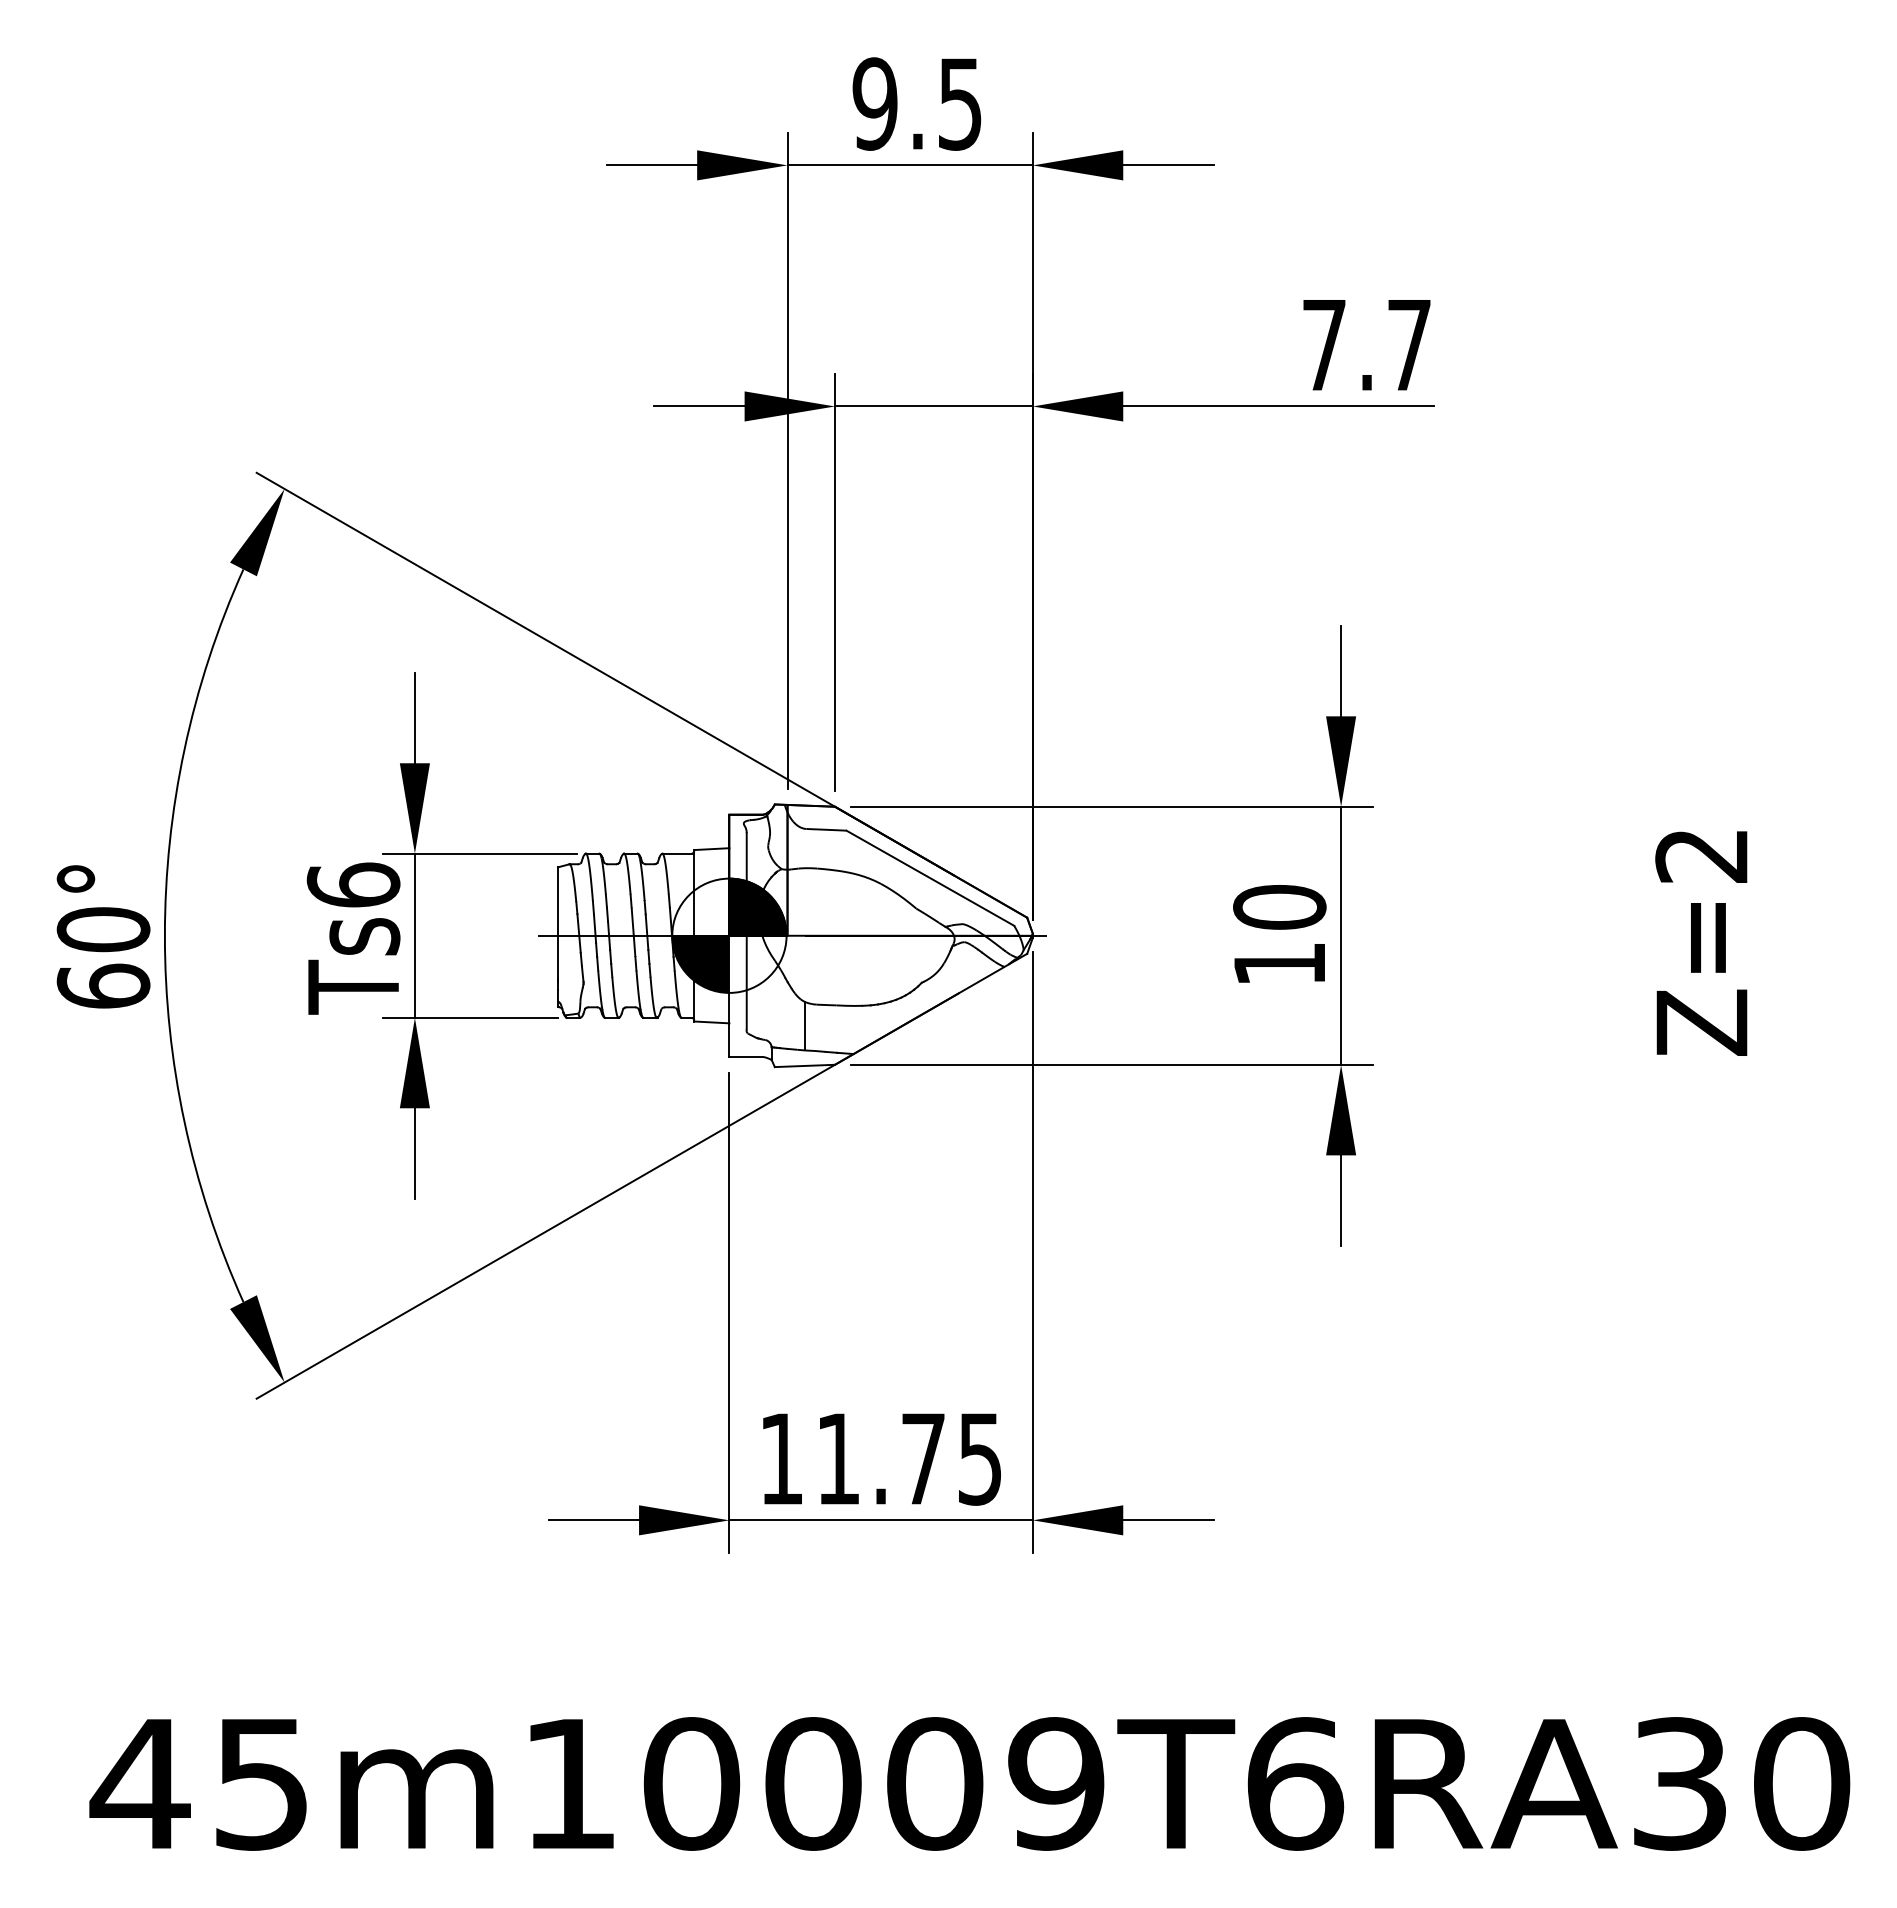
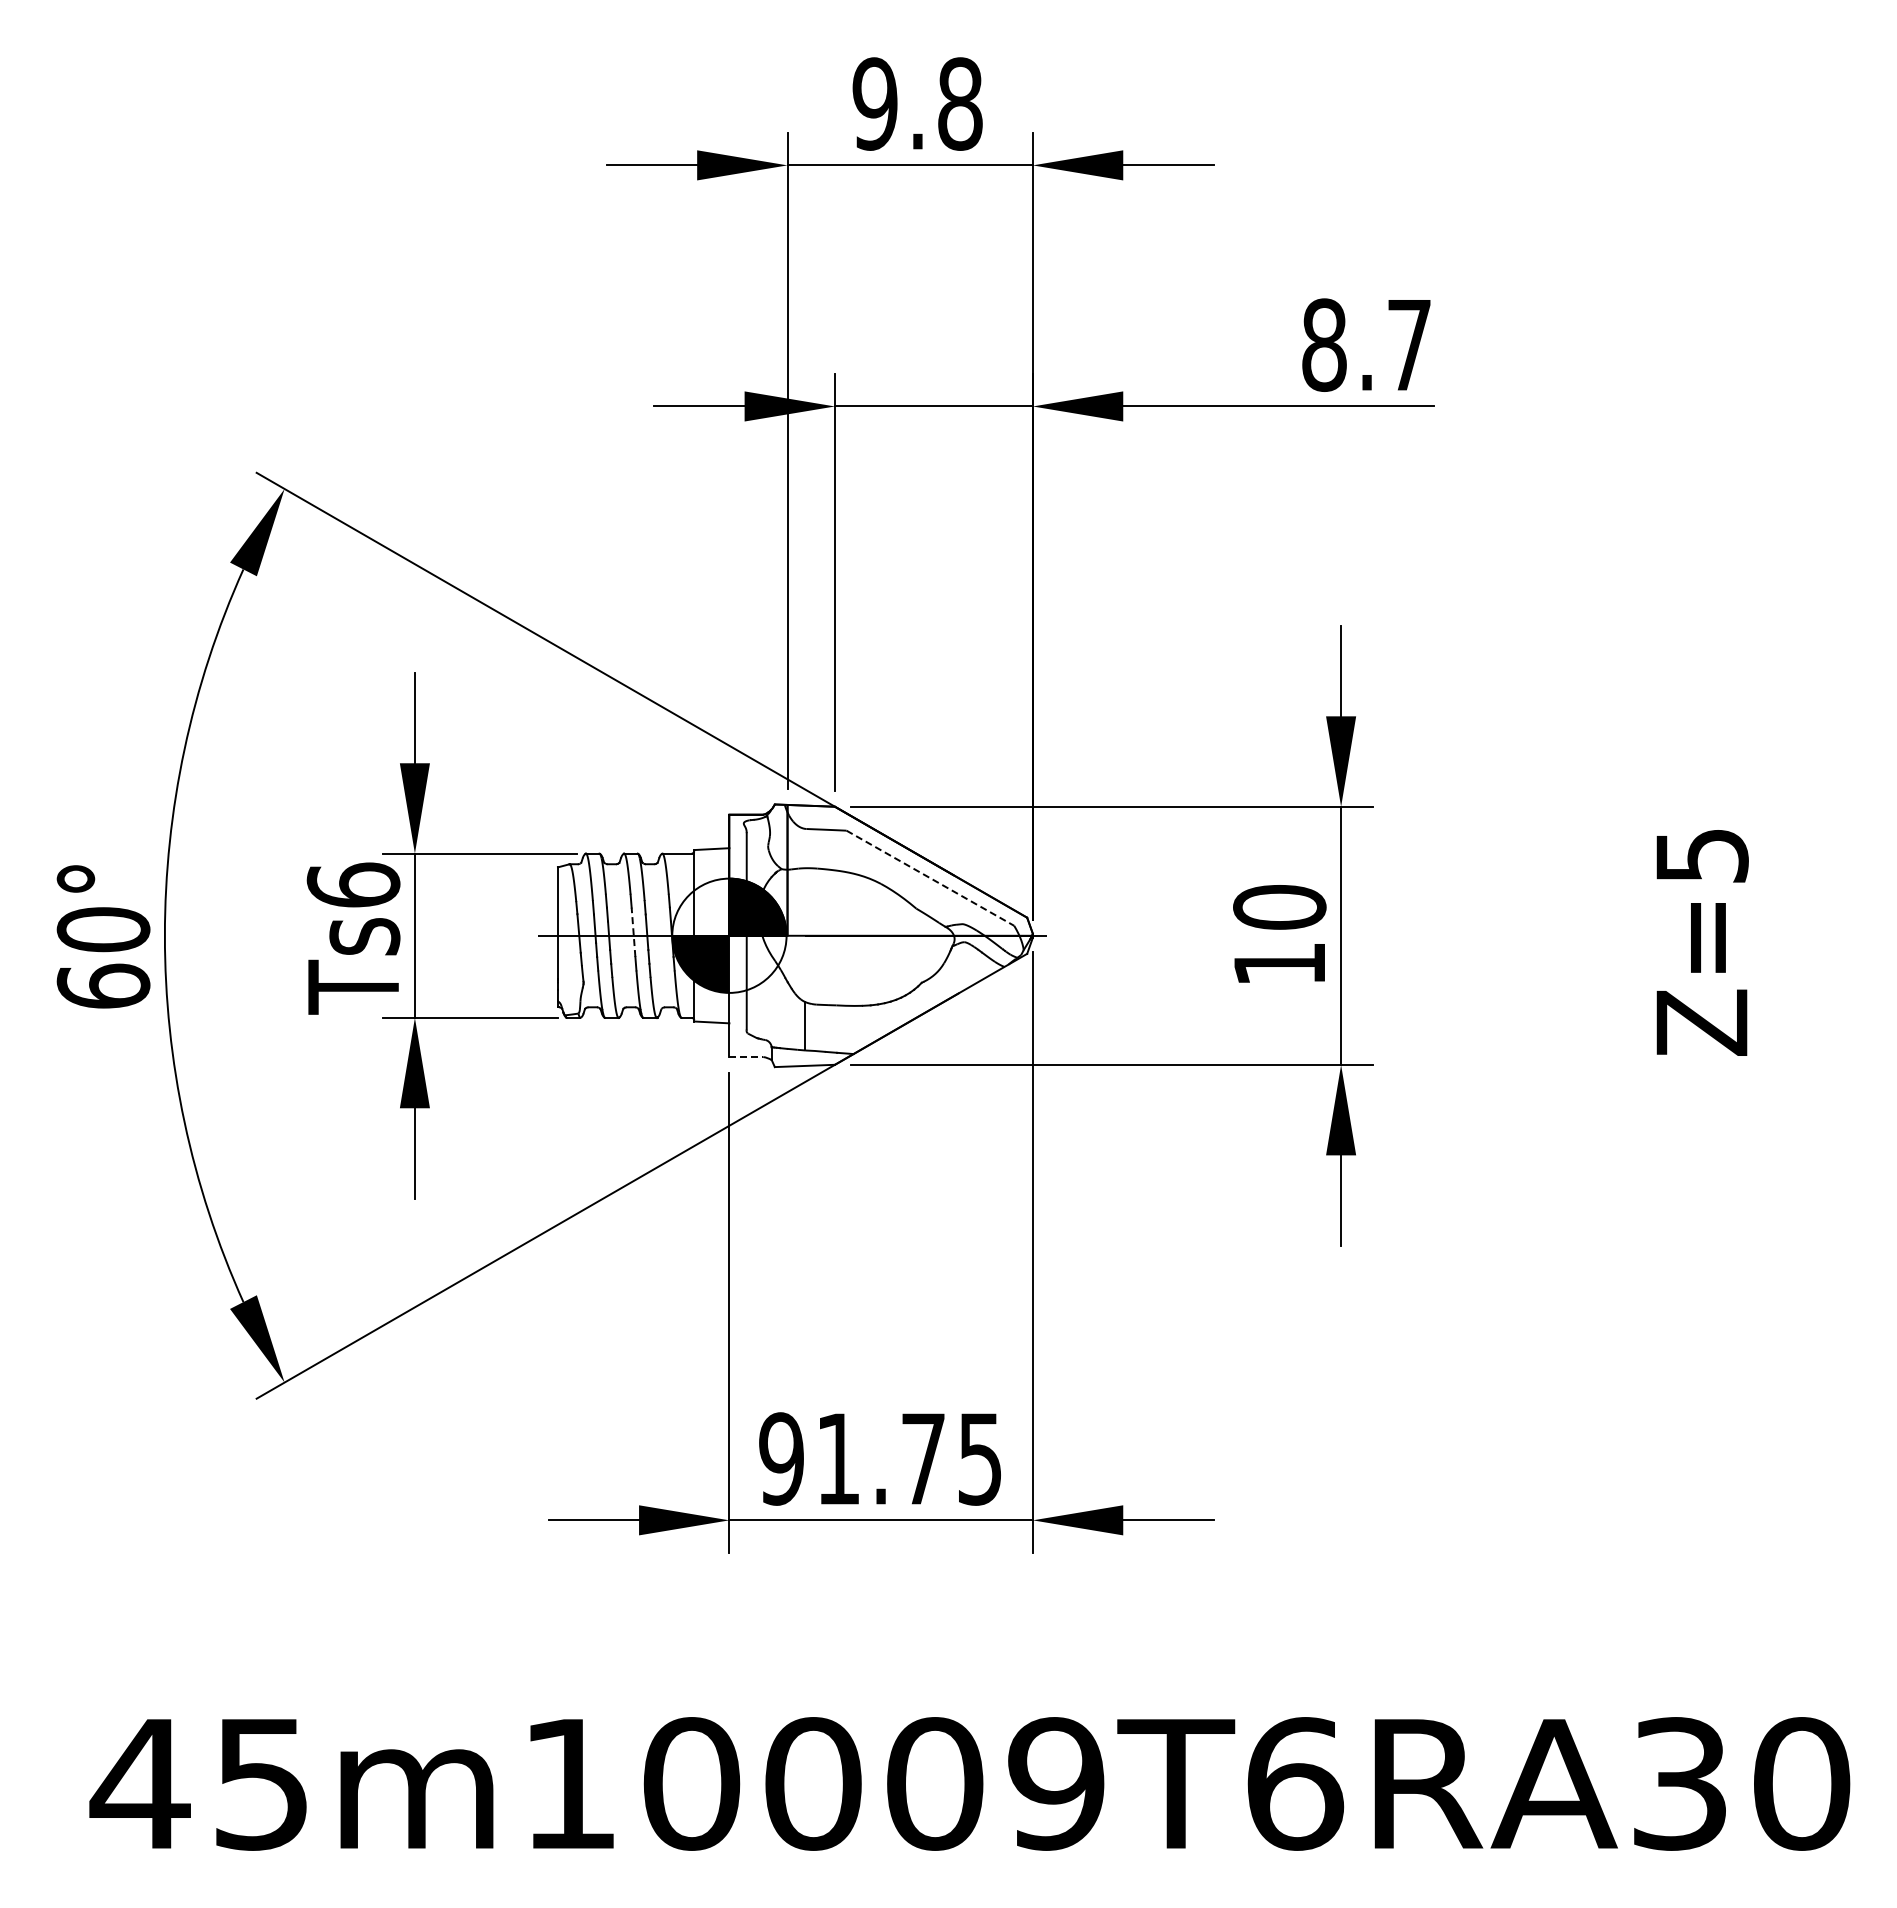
text: 9.5 -> 9.8 (960, 103)
text: 7.7 -> 8.7 (1324, 344)
text: Z=2 -> Z=5 (1701, 856)
line: solid -> dashed (930, 878)
line: solid -> dashed (633, 931)
line: solid -> dashed (746, 1057)
text: 11.75 -> 91.75 (781, 1458)
